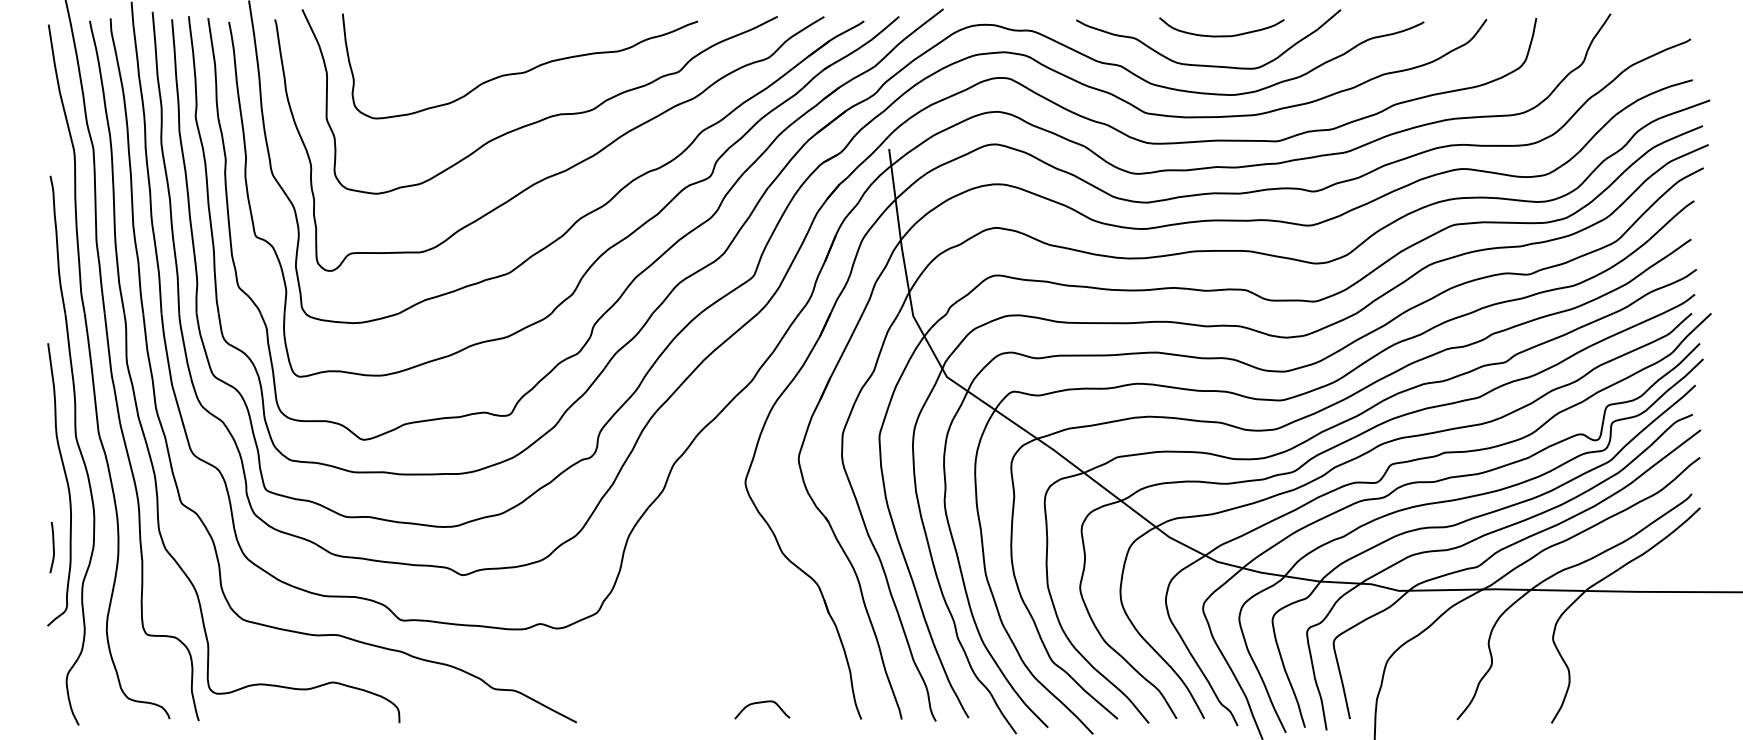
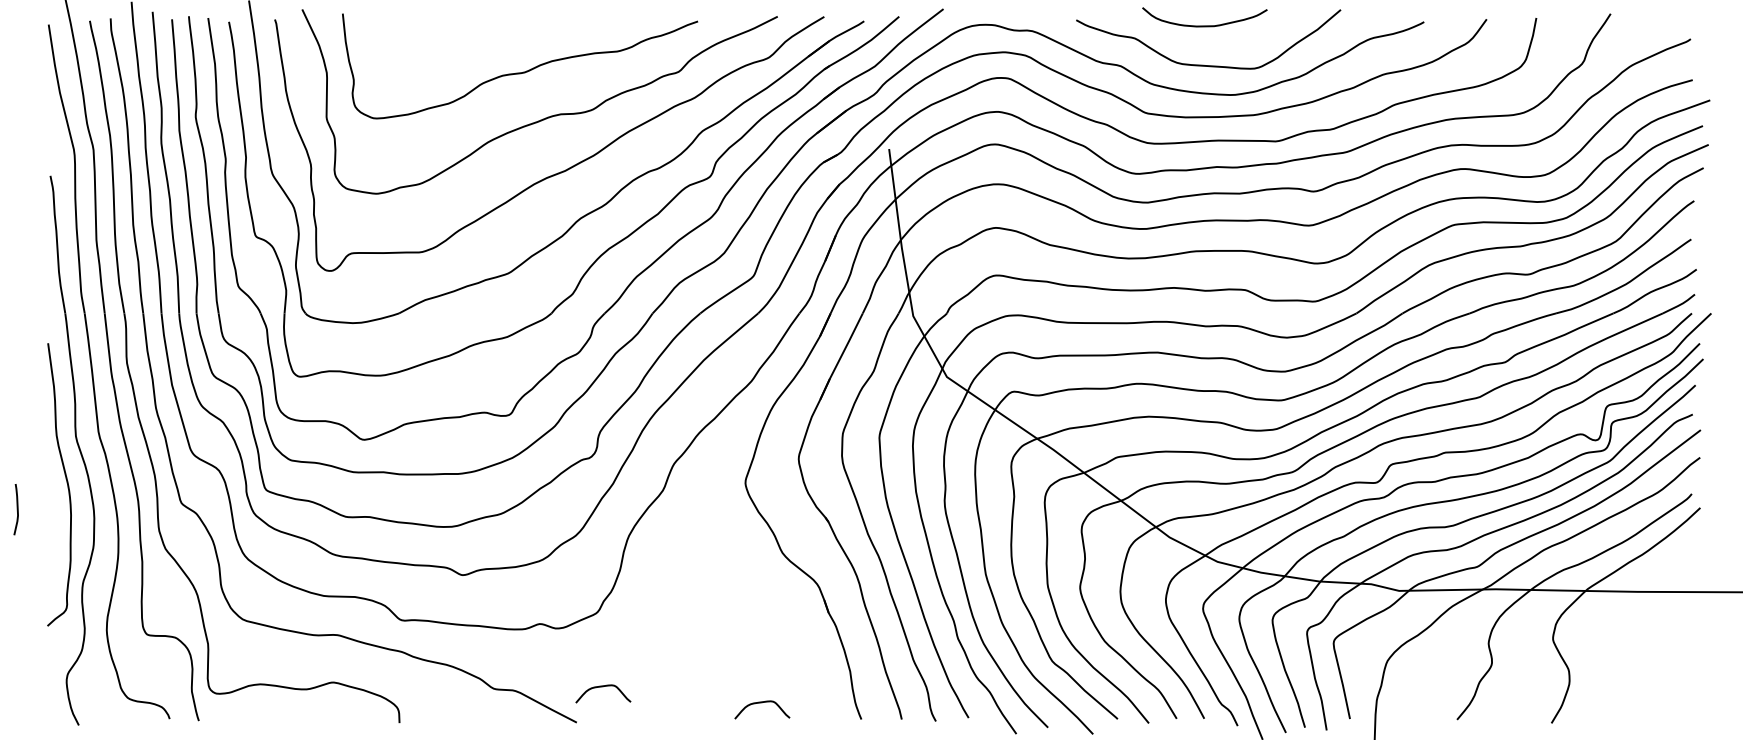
curve position: (1221, 35) -> (1204, 25) (1204, 25)
curve position: (52, 547) -> (16, 509) (16, 509)
curve: none -> present (603, 687)
